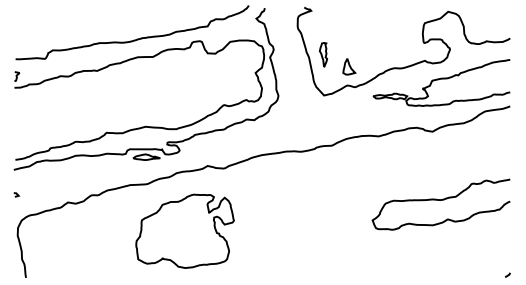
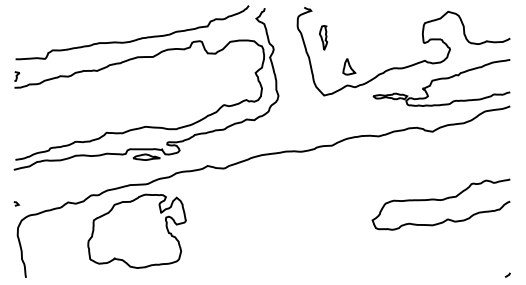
part position: (323, 54) -> (323, 37) (323, 37)
line position: (16, 194) -> (16, 203) (16, 203)
part position: (184, 230) -> (136, 230) (136, 230)
